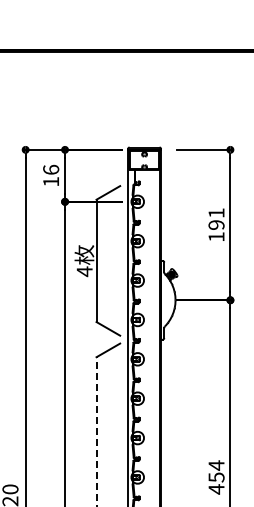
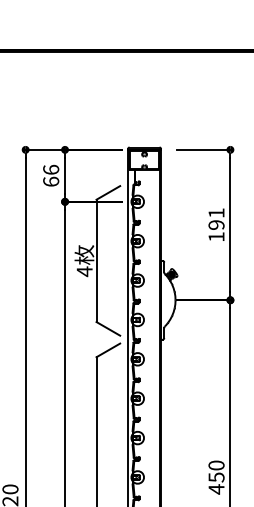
text: 16 -> 66 (51, 181)
line: dashed -> solid (96, 431)
text: 454 -> 450 (216, 465)
